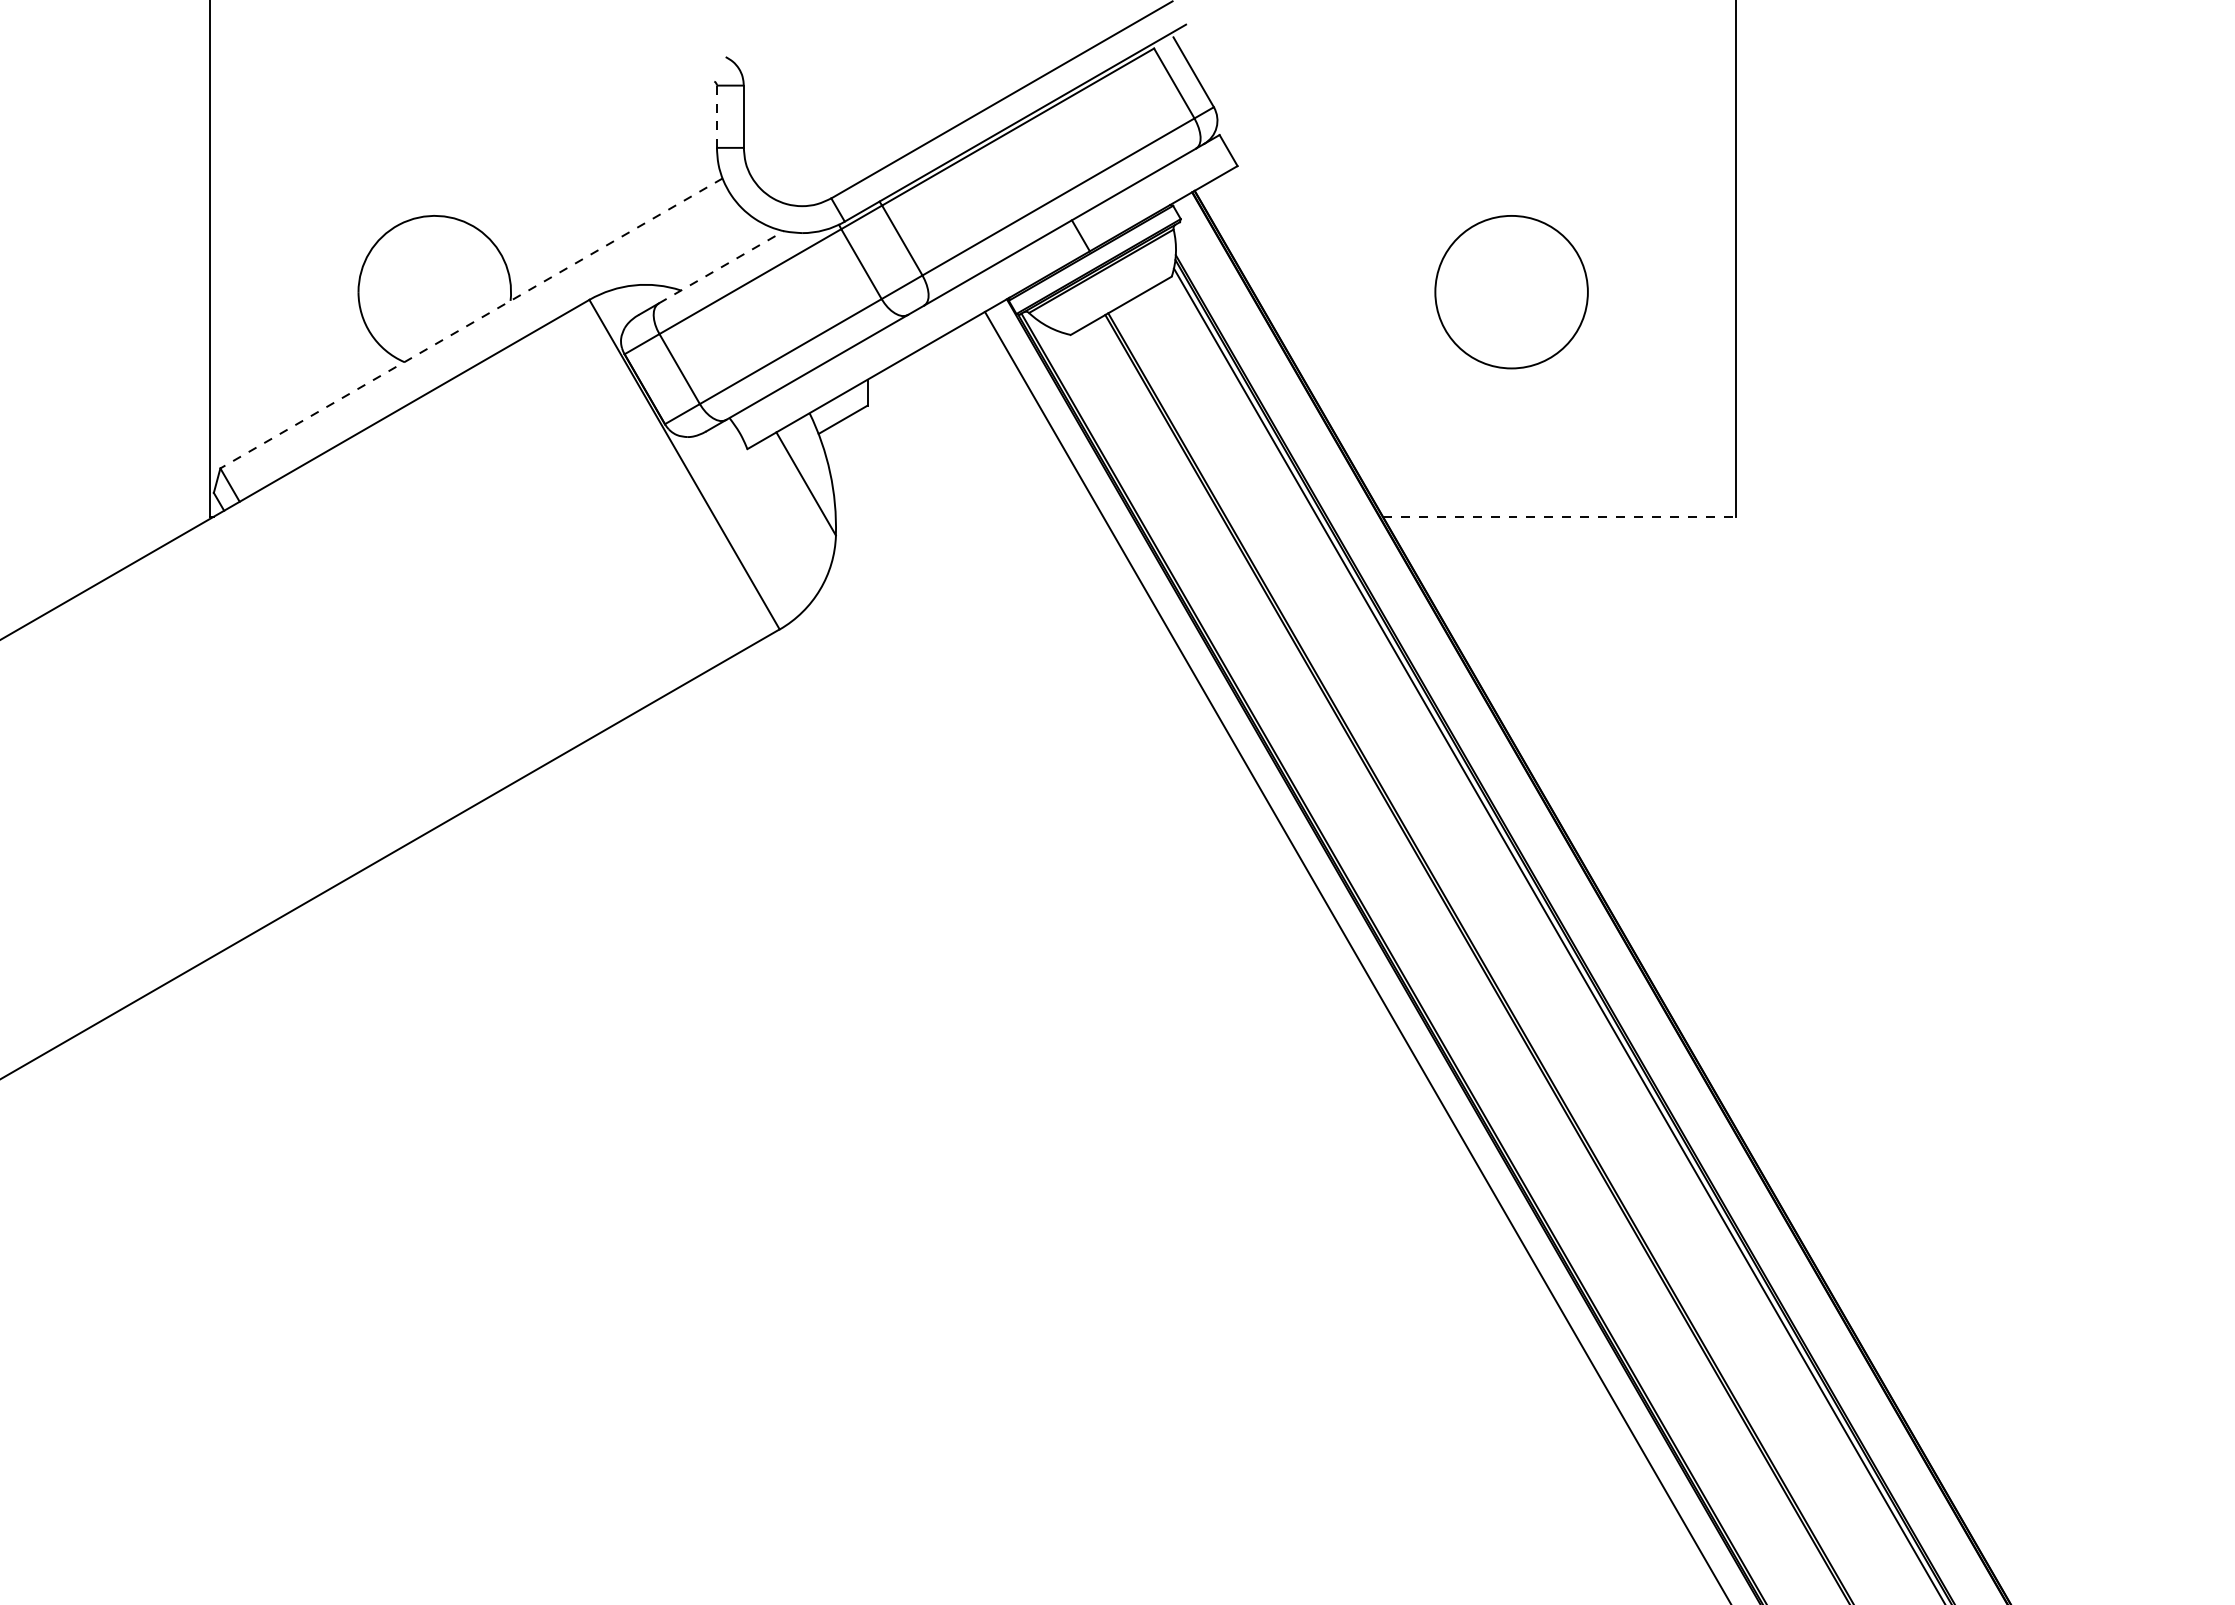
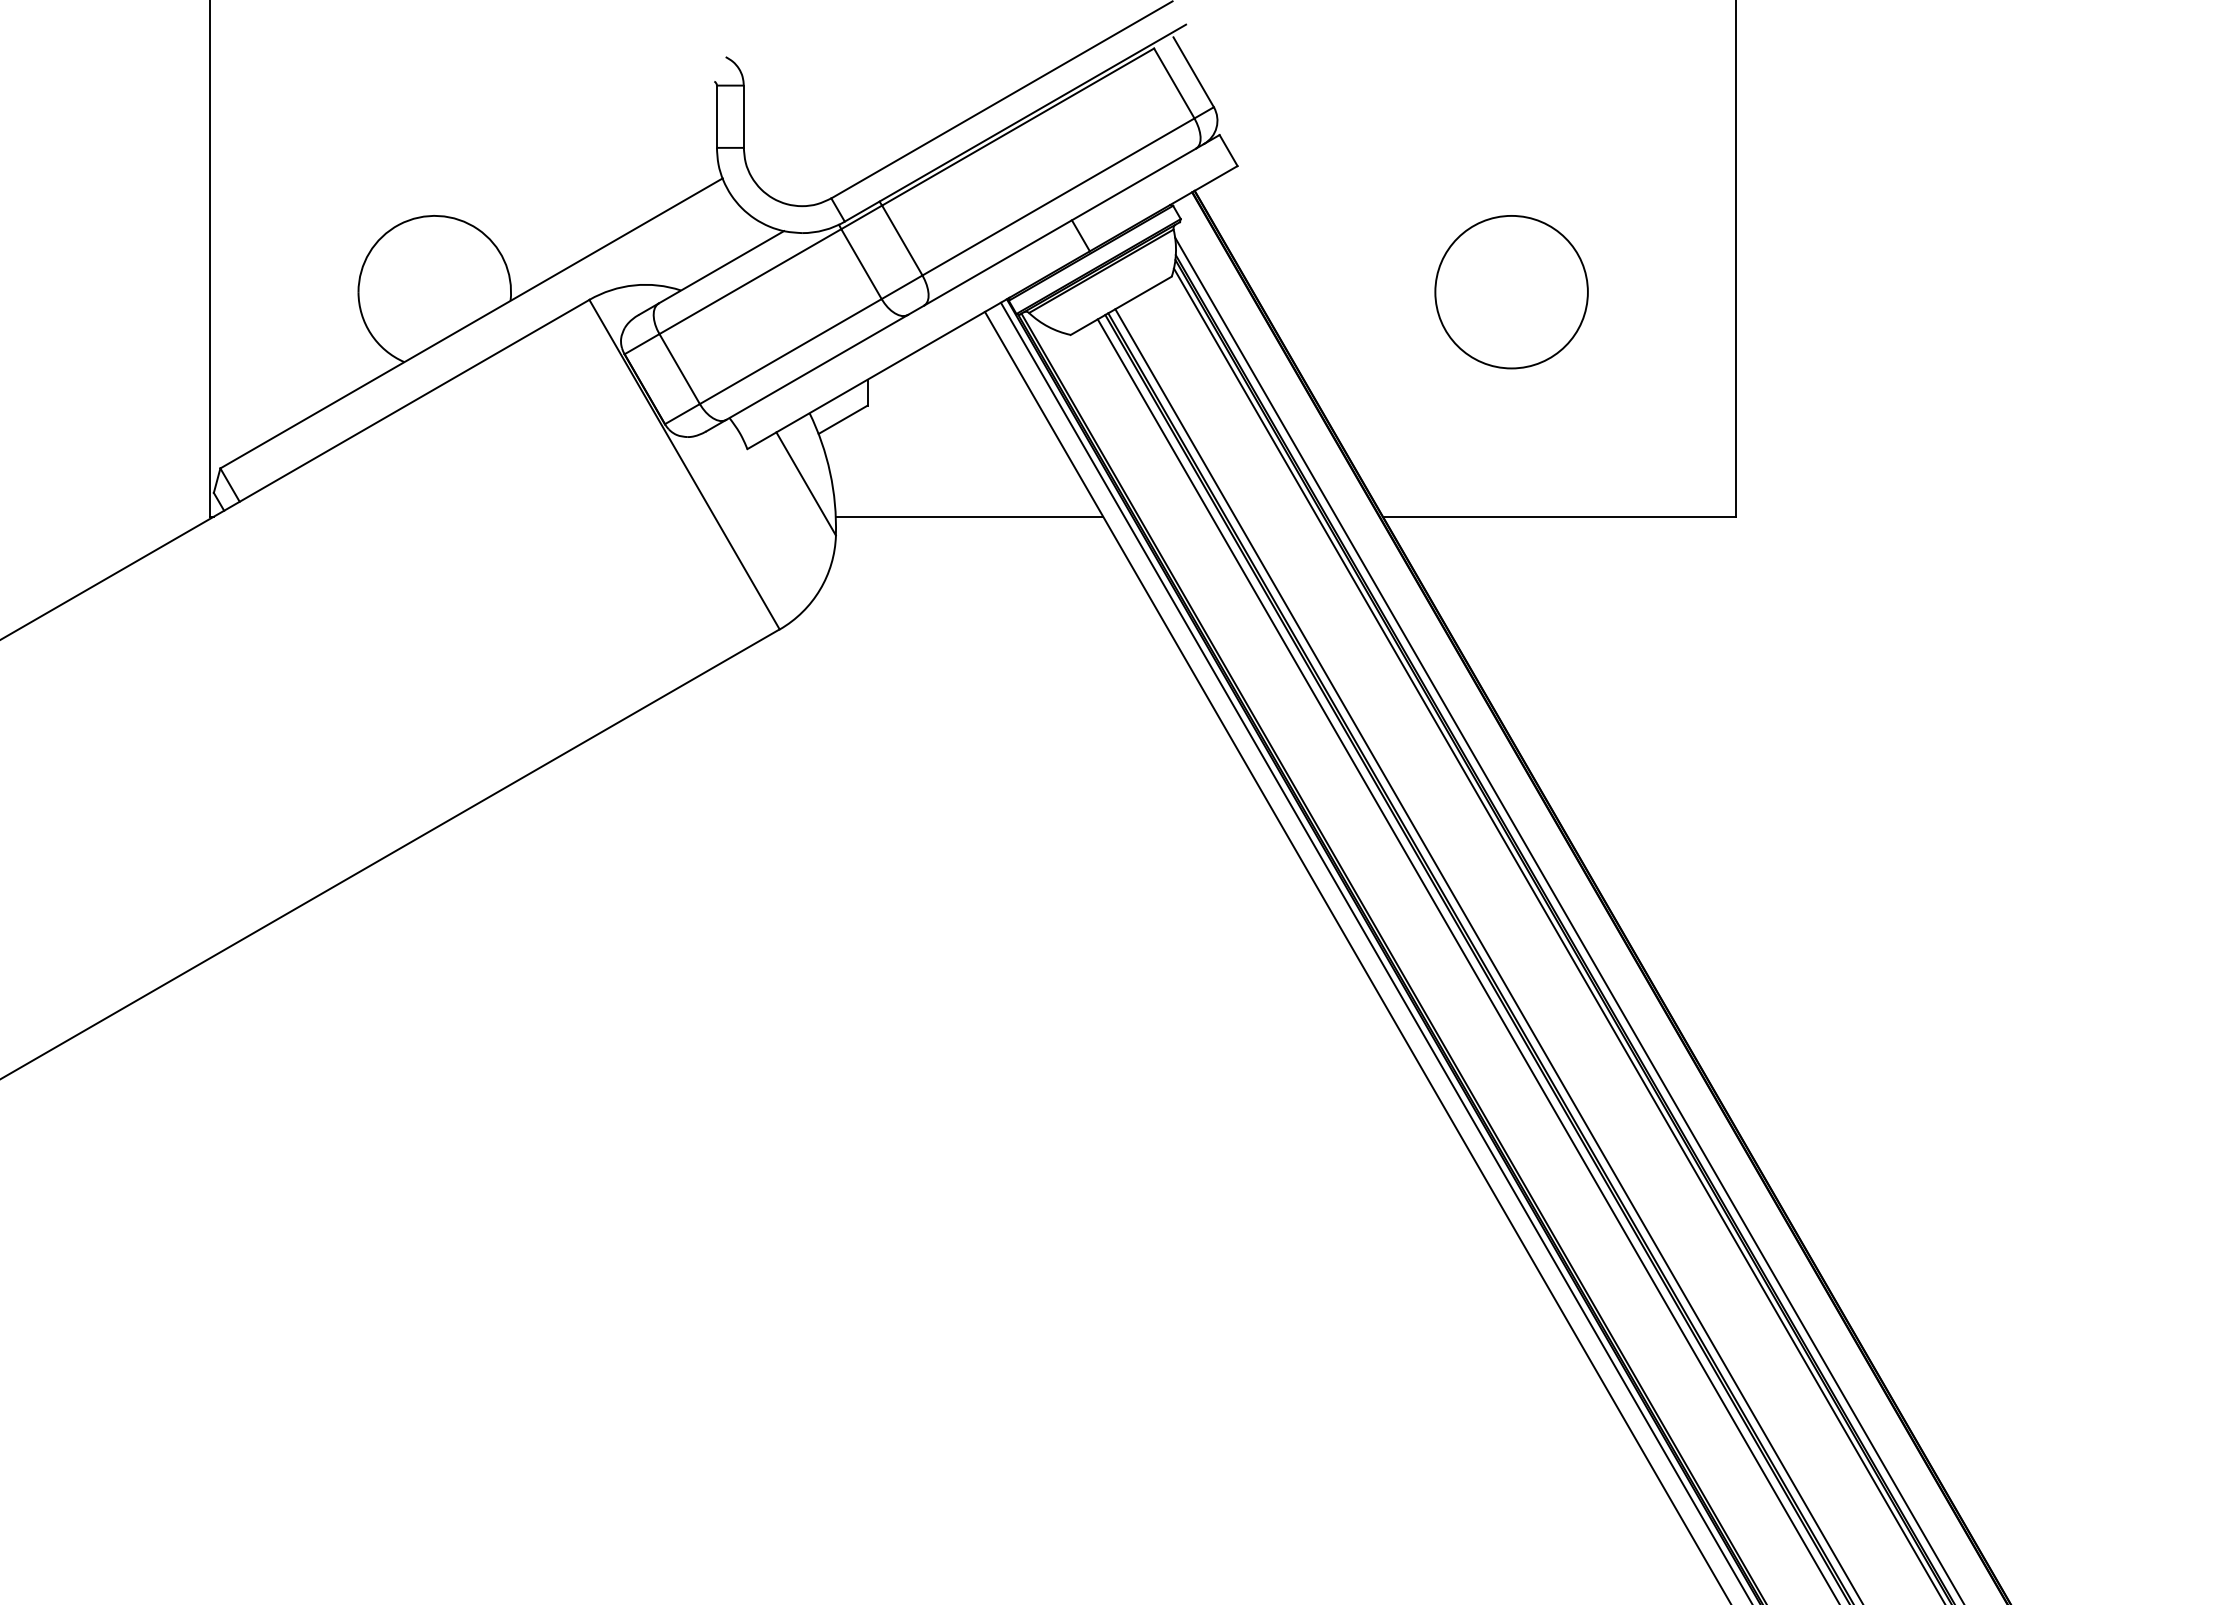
line: dashed -> solid (716, 117)
line: dashed -> solid (721, 266)
line: dashed -> solid (471, 323)
line: none -> present (969, 516)
line: dashed -> solid (1559, 516)
line: none -> present (1568, 919)
line: none -> present (1375, 951)
line: none -> present (1488, 955)
line: none -> present (1467, 960)
